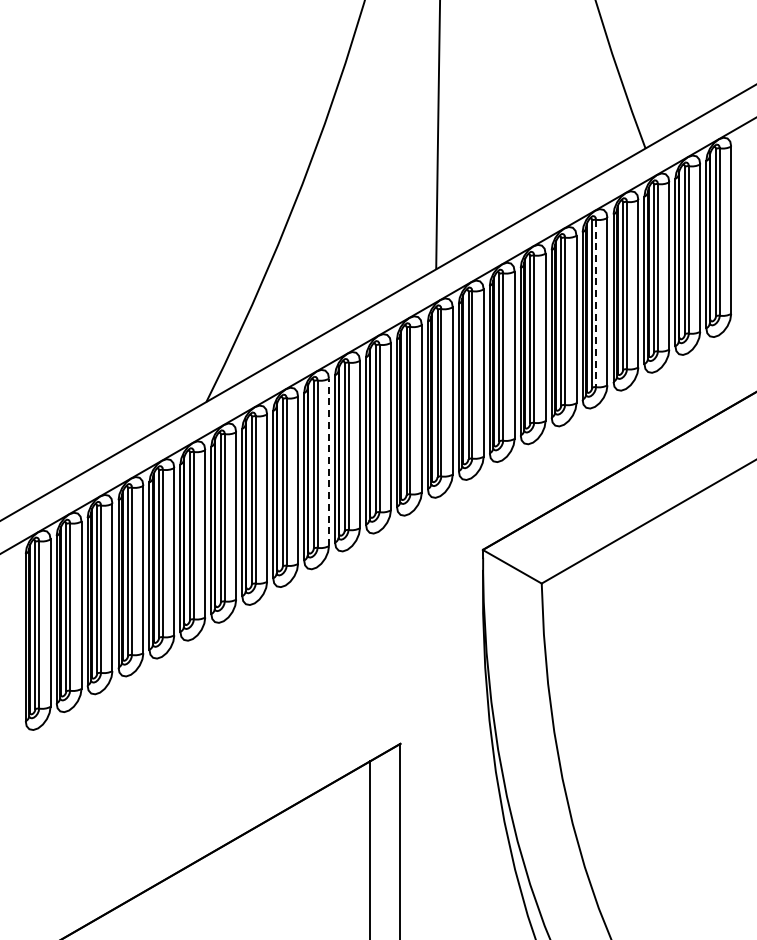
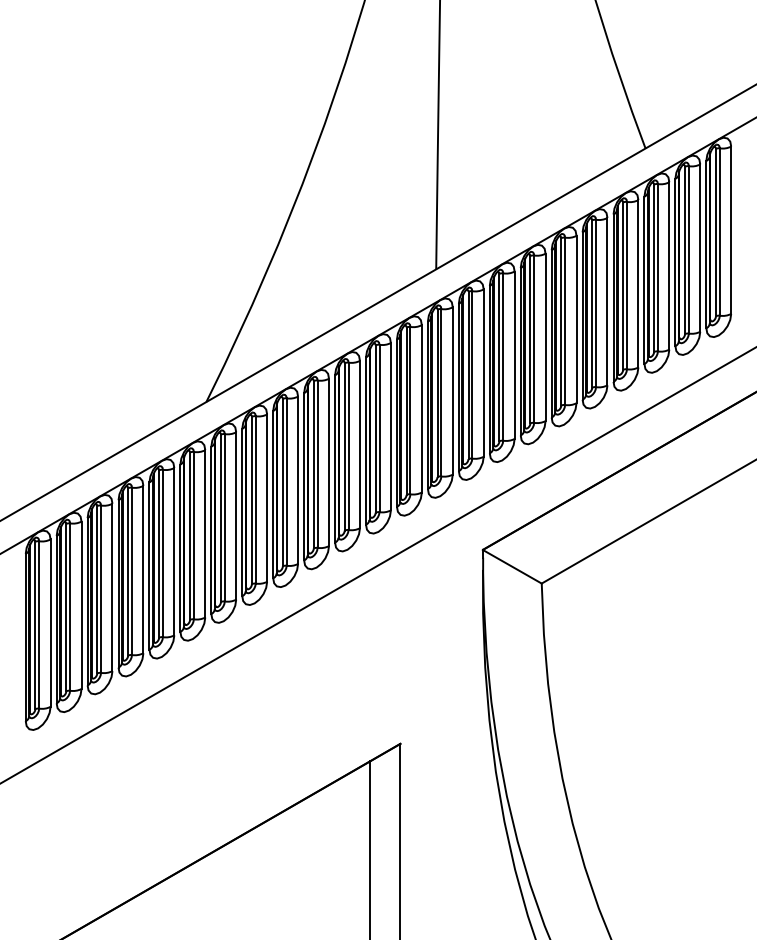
line: dashed -> solid (596, 303)
line: dashed -> solid (329, 462)
line: none -> present (377, 565)
